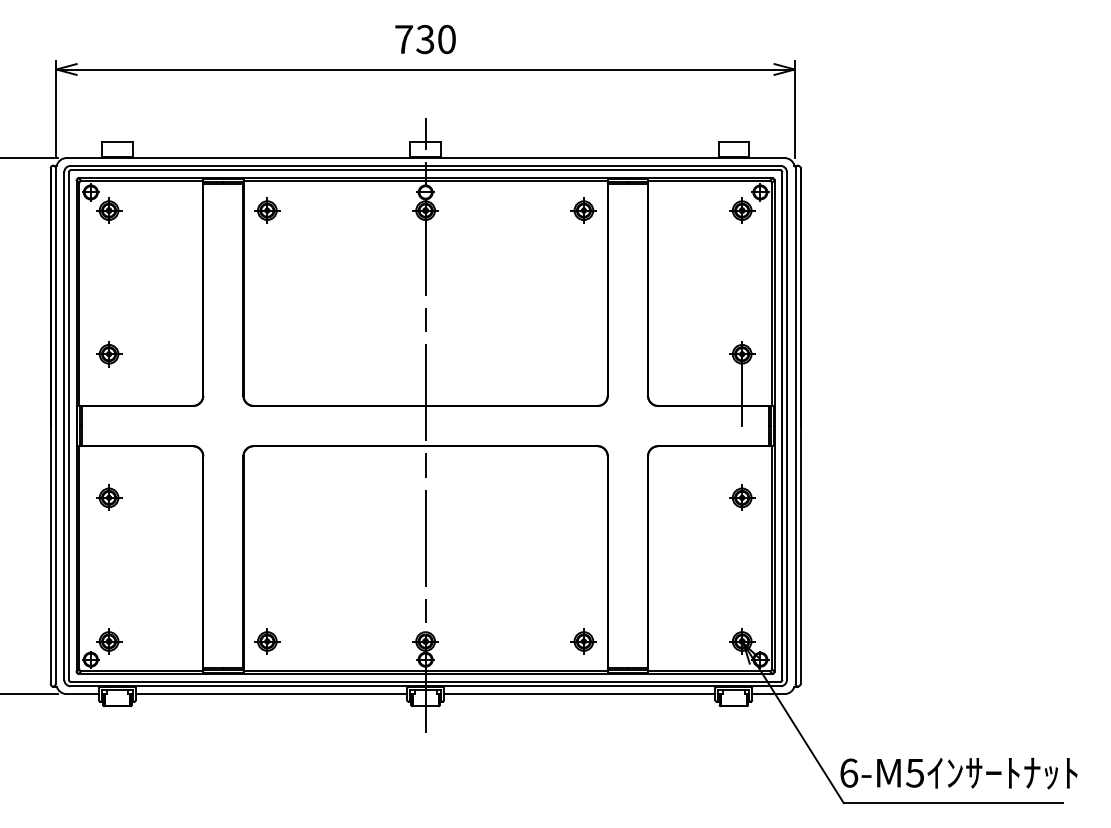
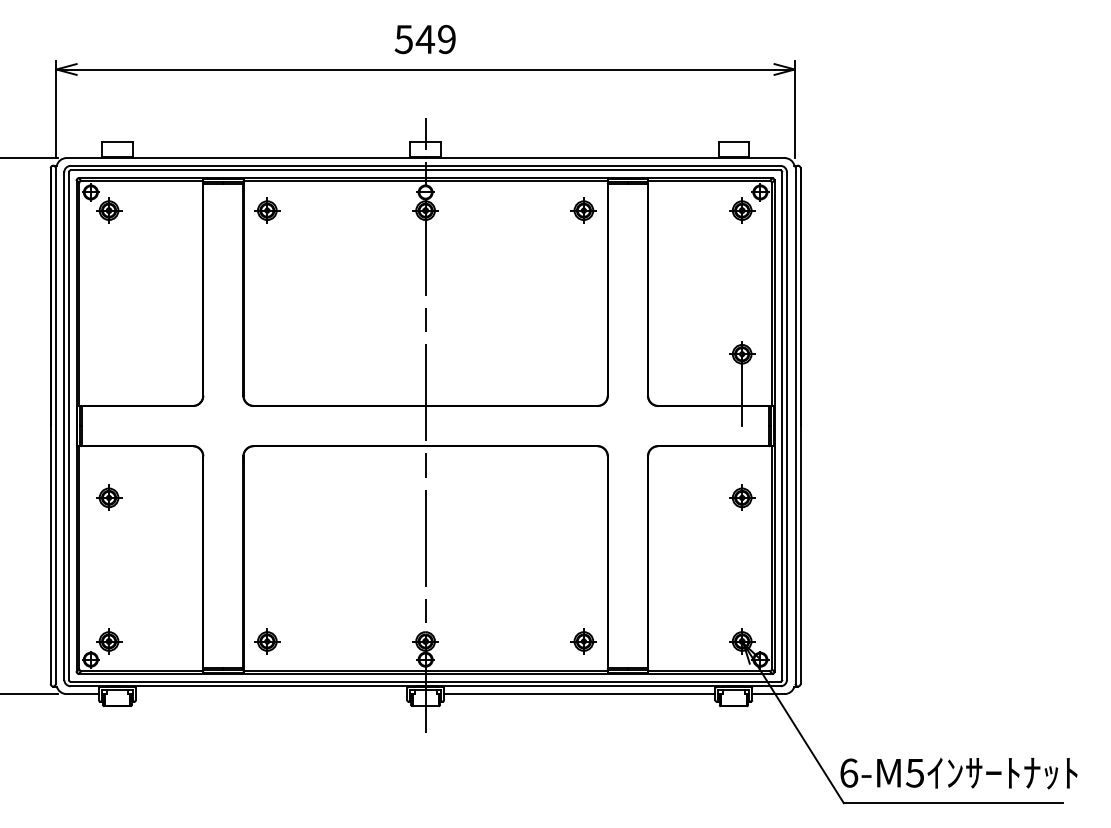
text: 730 -> 549 (424, 39)
part: present -> none (109, 354)
line: present -> none (271, 694)
